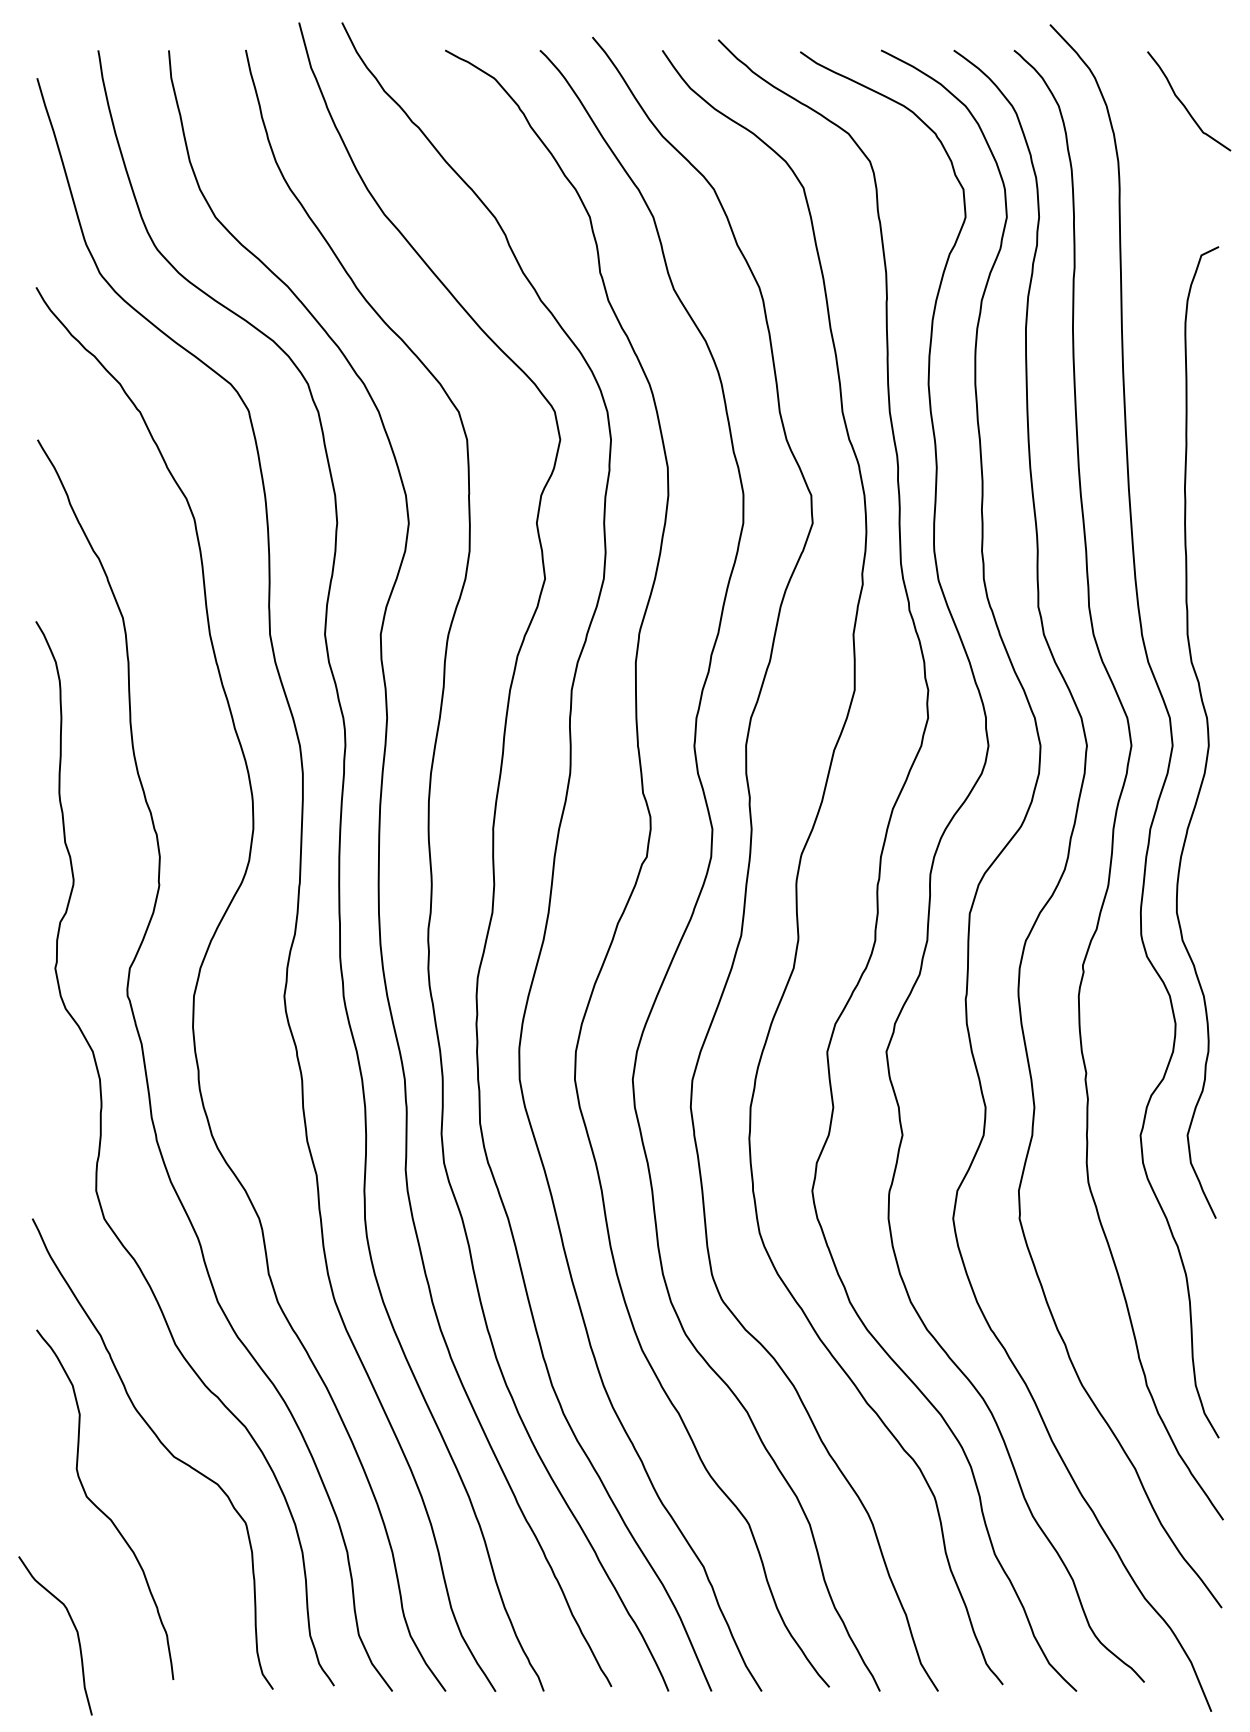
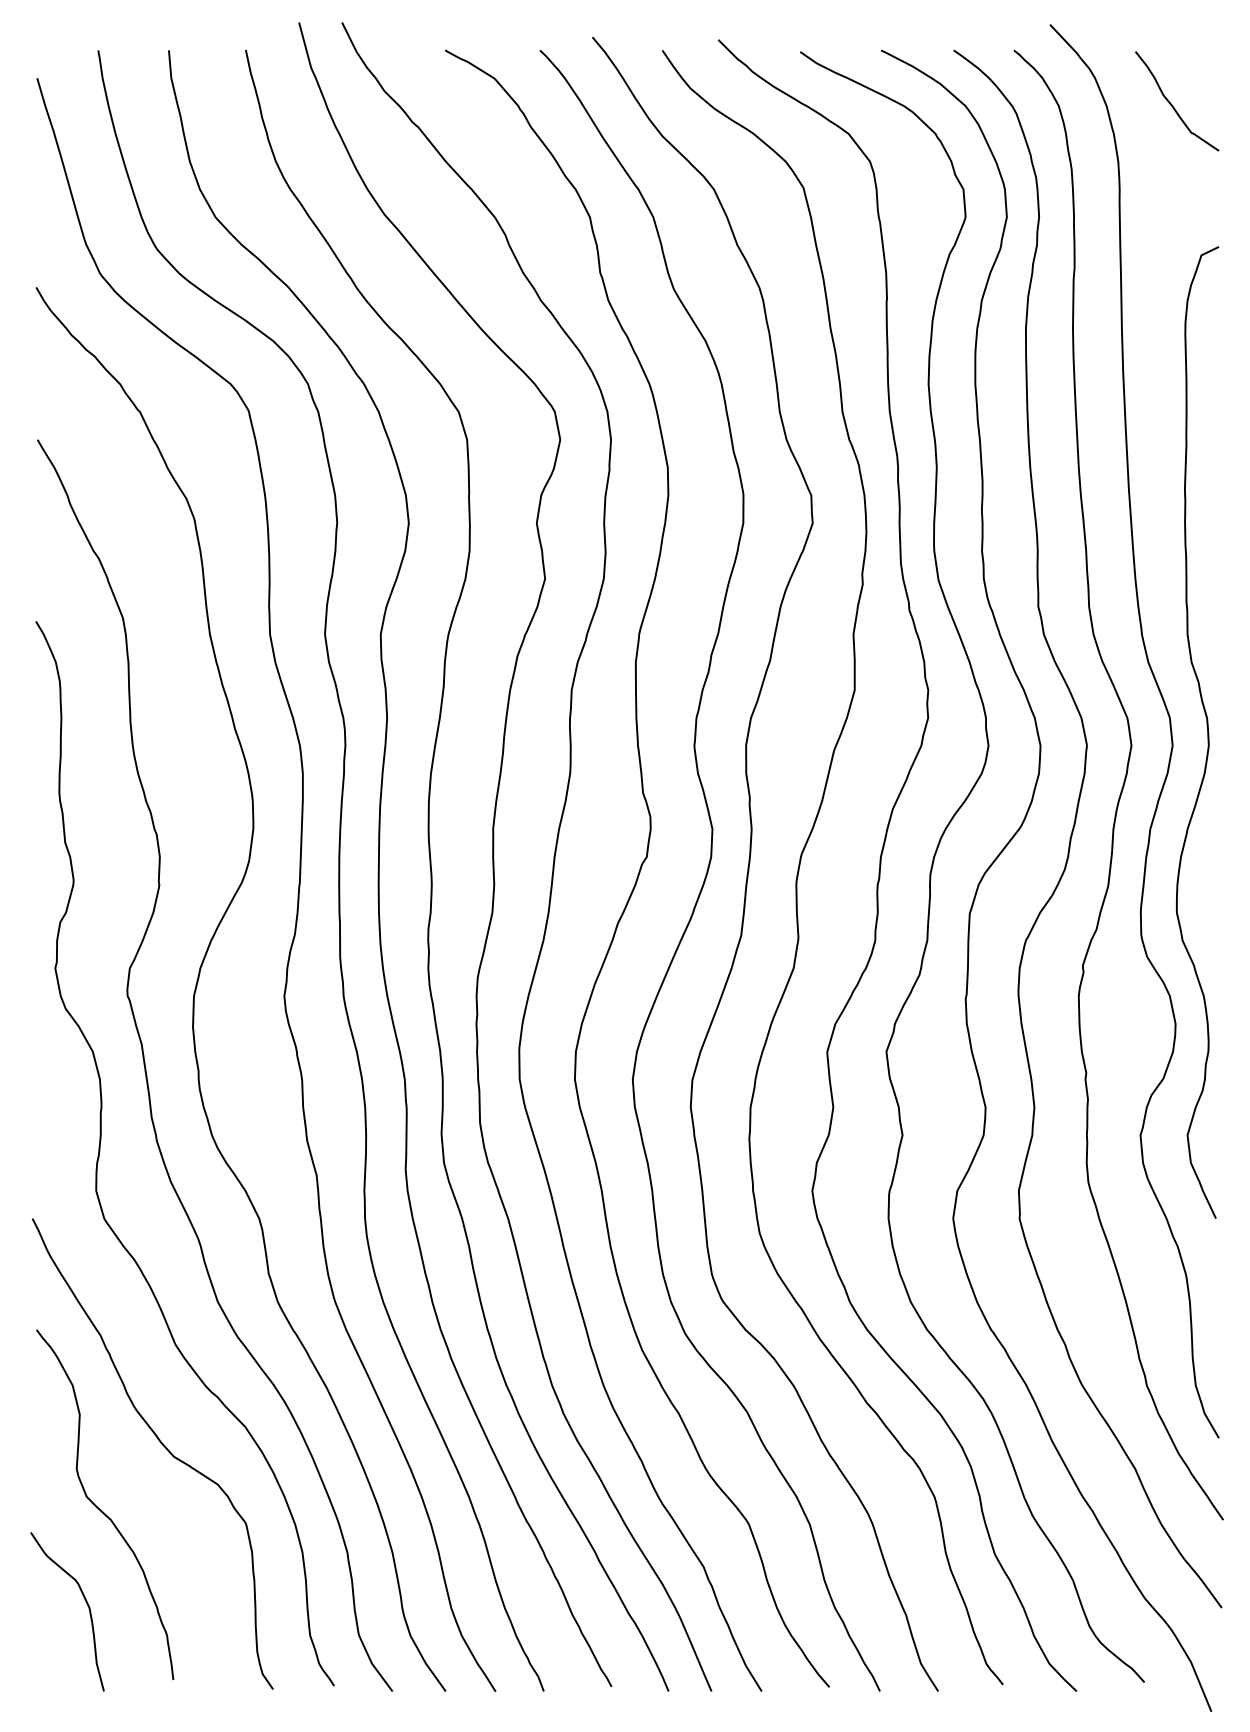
curve position: (1185, 105) -> (1173, 105) (1173, 105)
curve position: (74, 1628) -> (86, 1604) (86, 1604)
